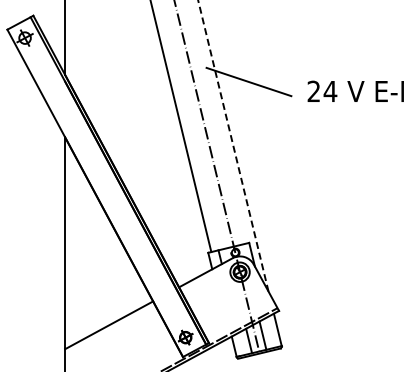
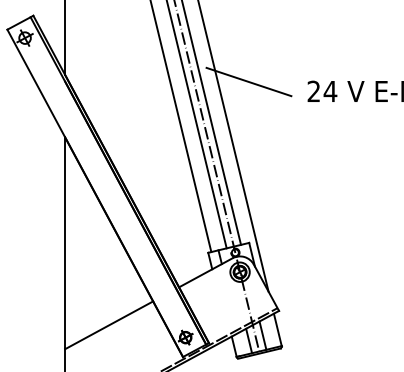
line: none -> present (211, 123)
line: none -> present (196, 125)
line: dashed -> solid (233, 145)
